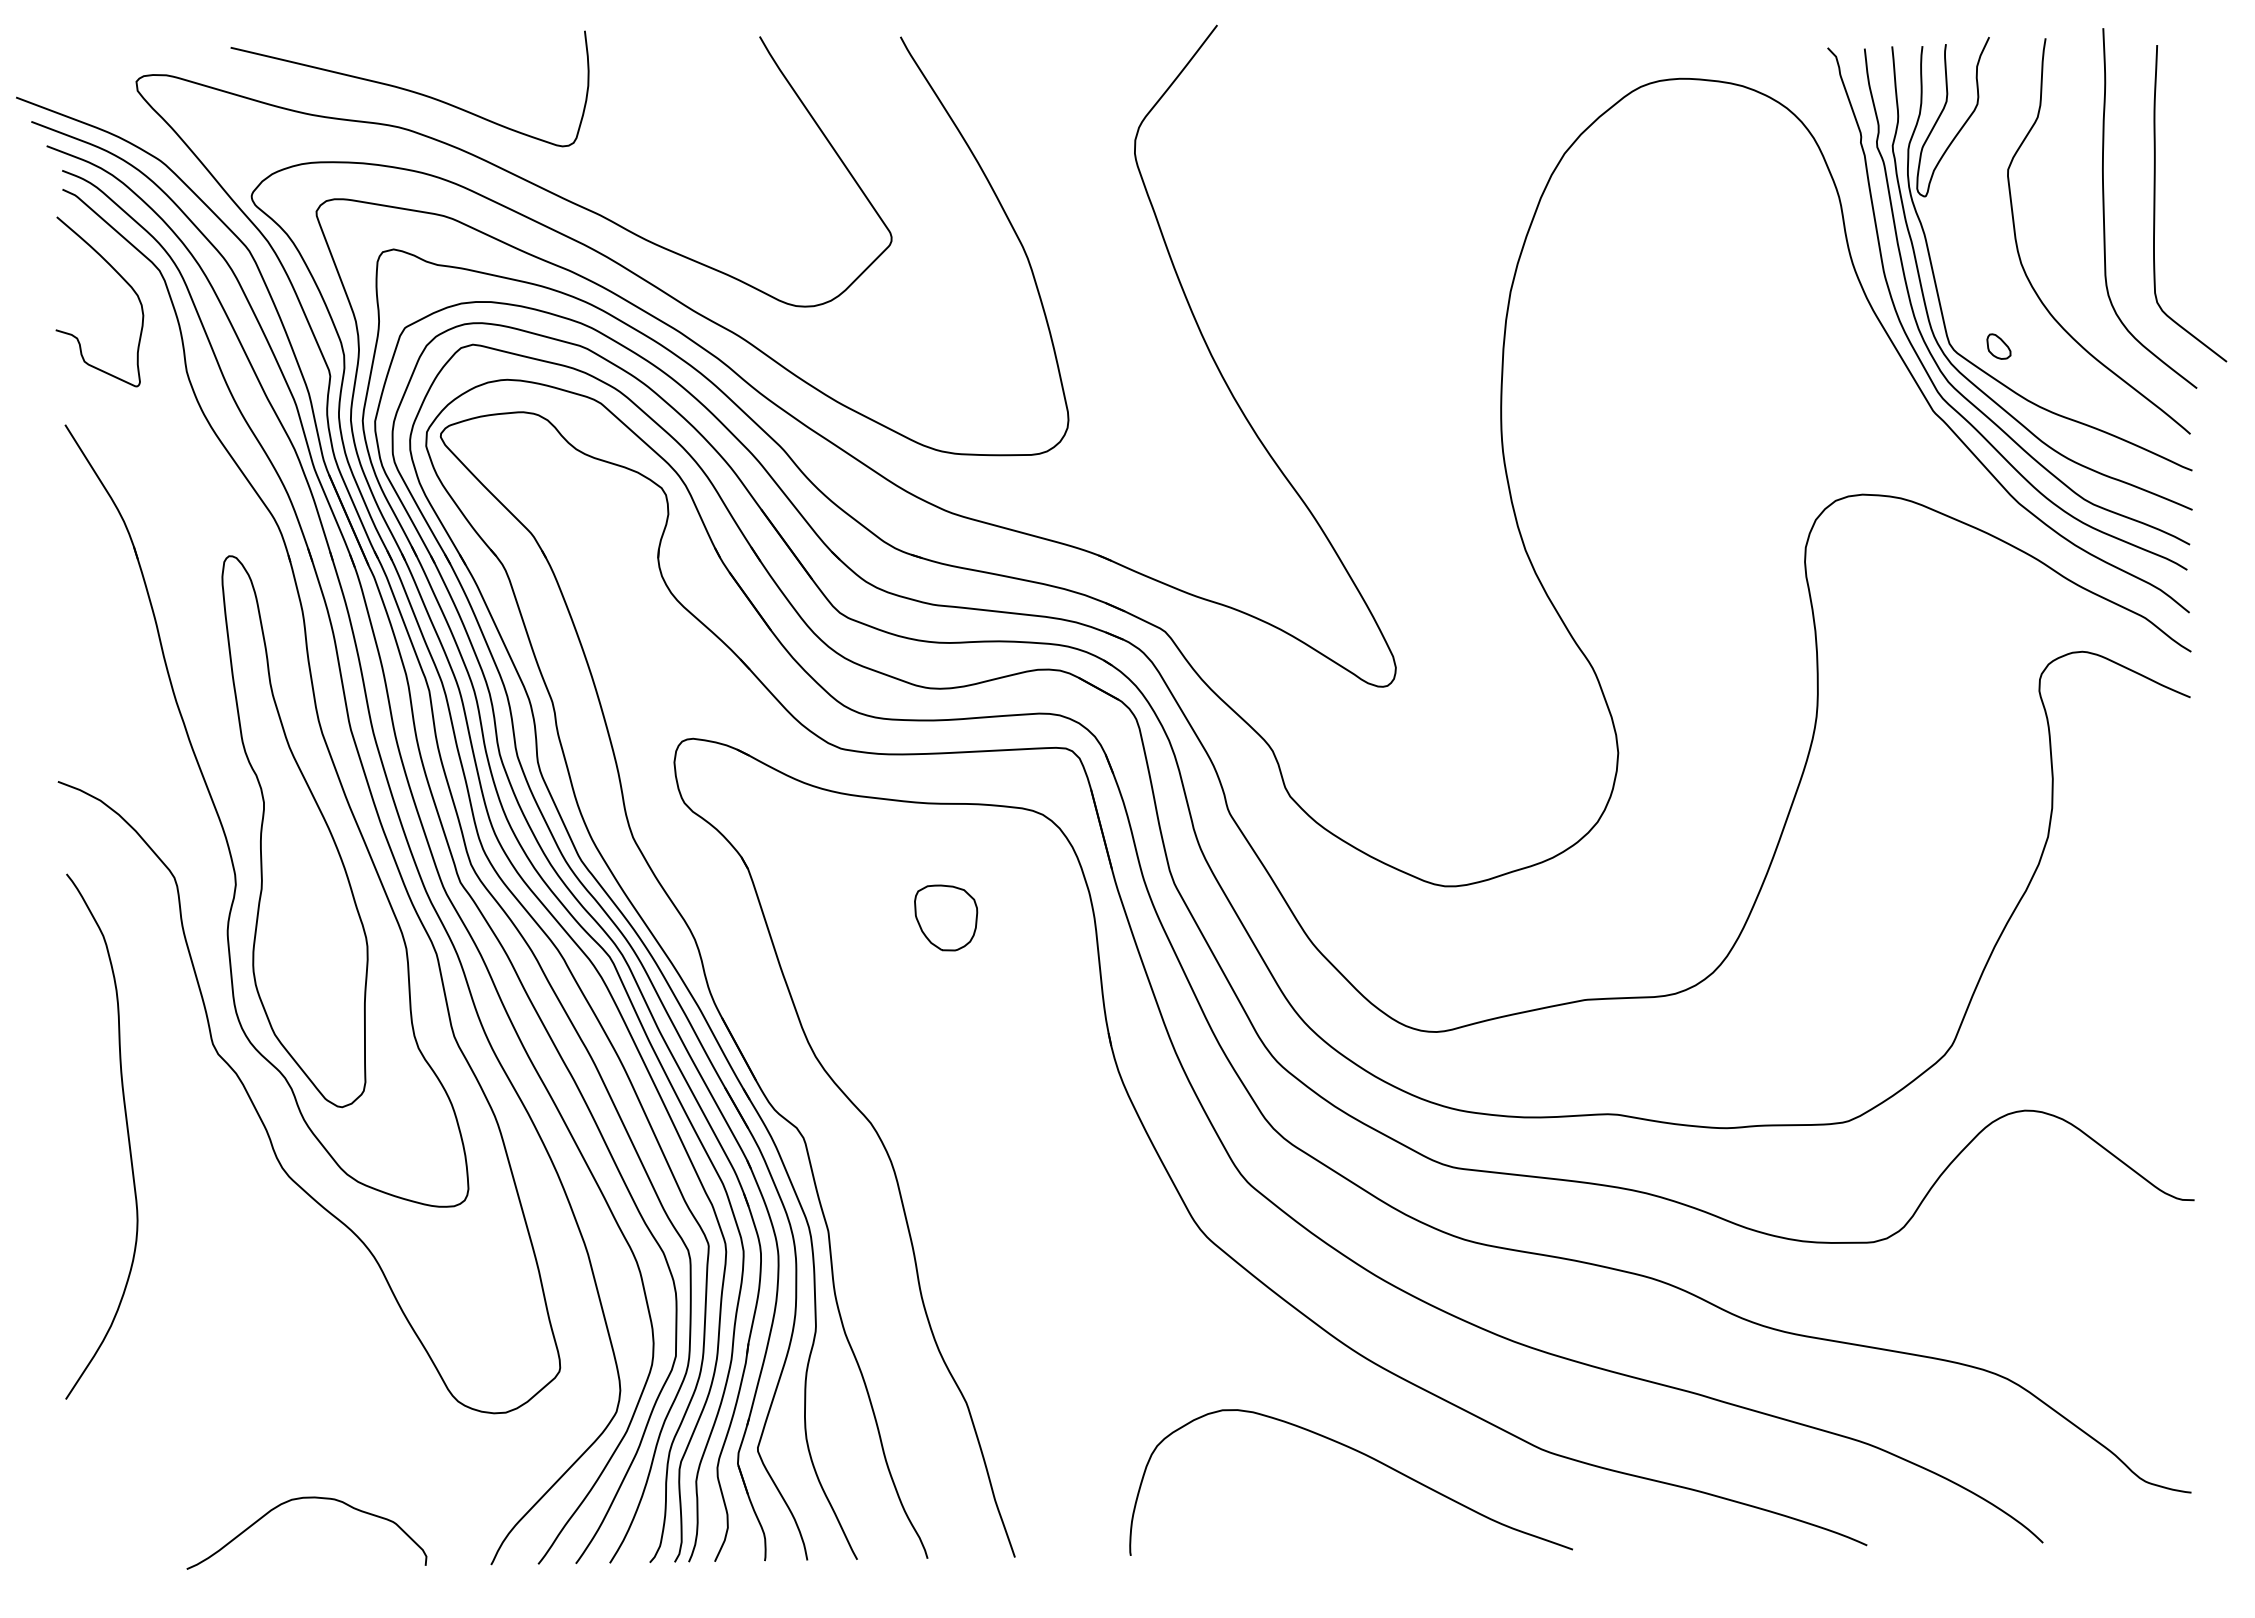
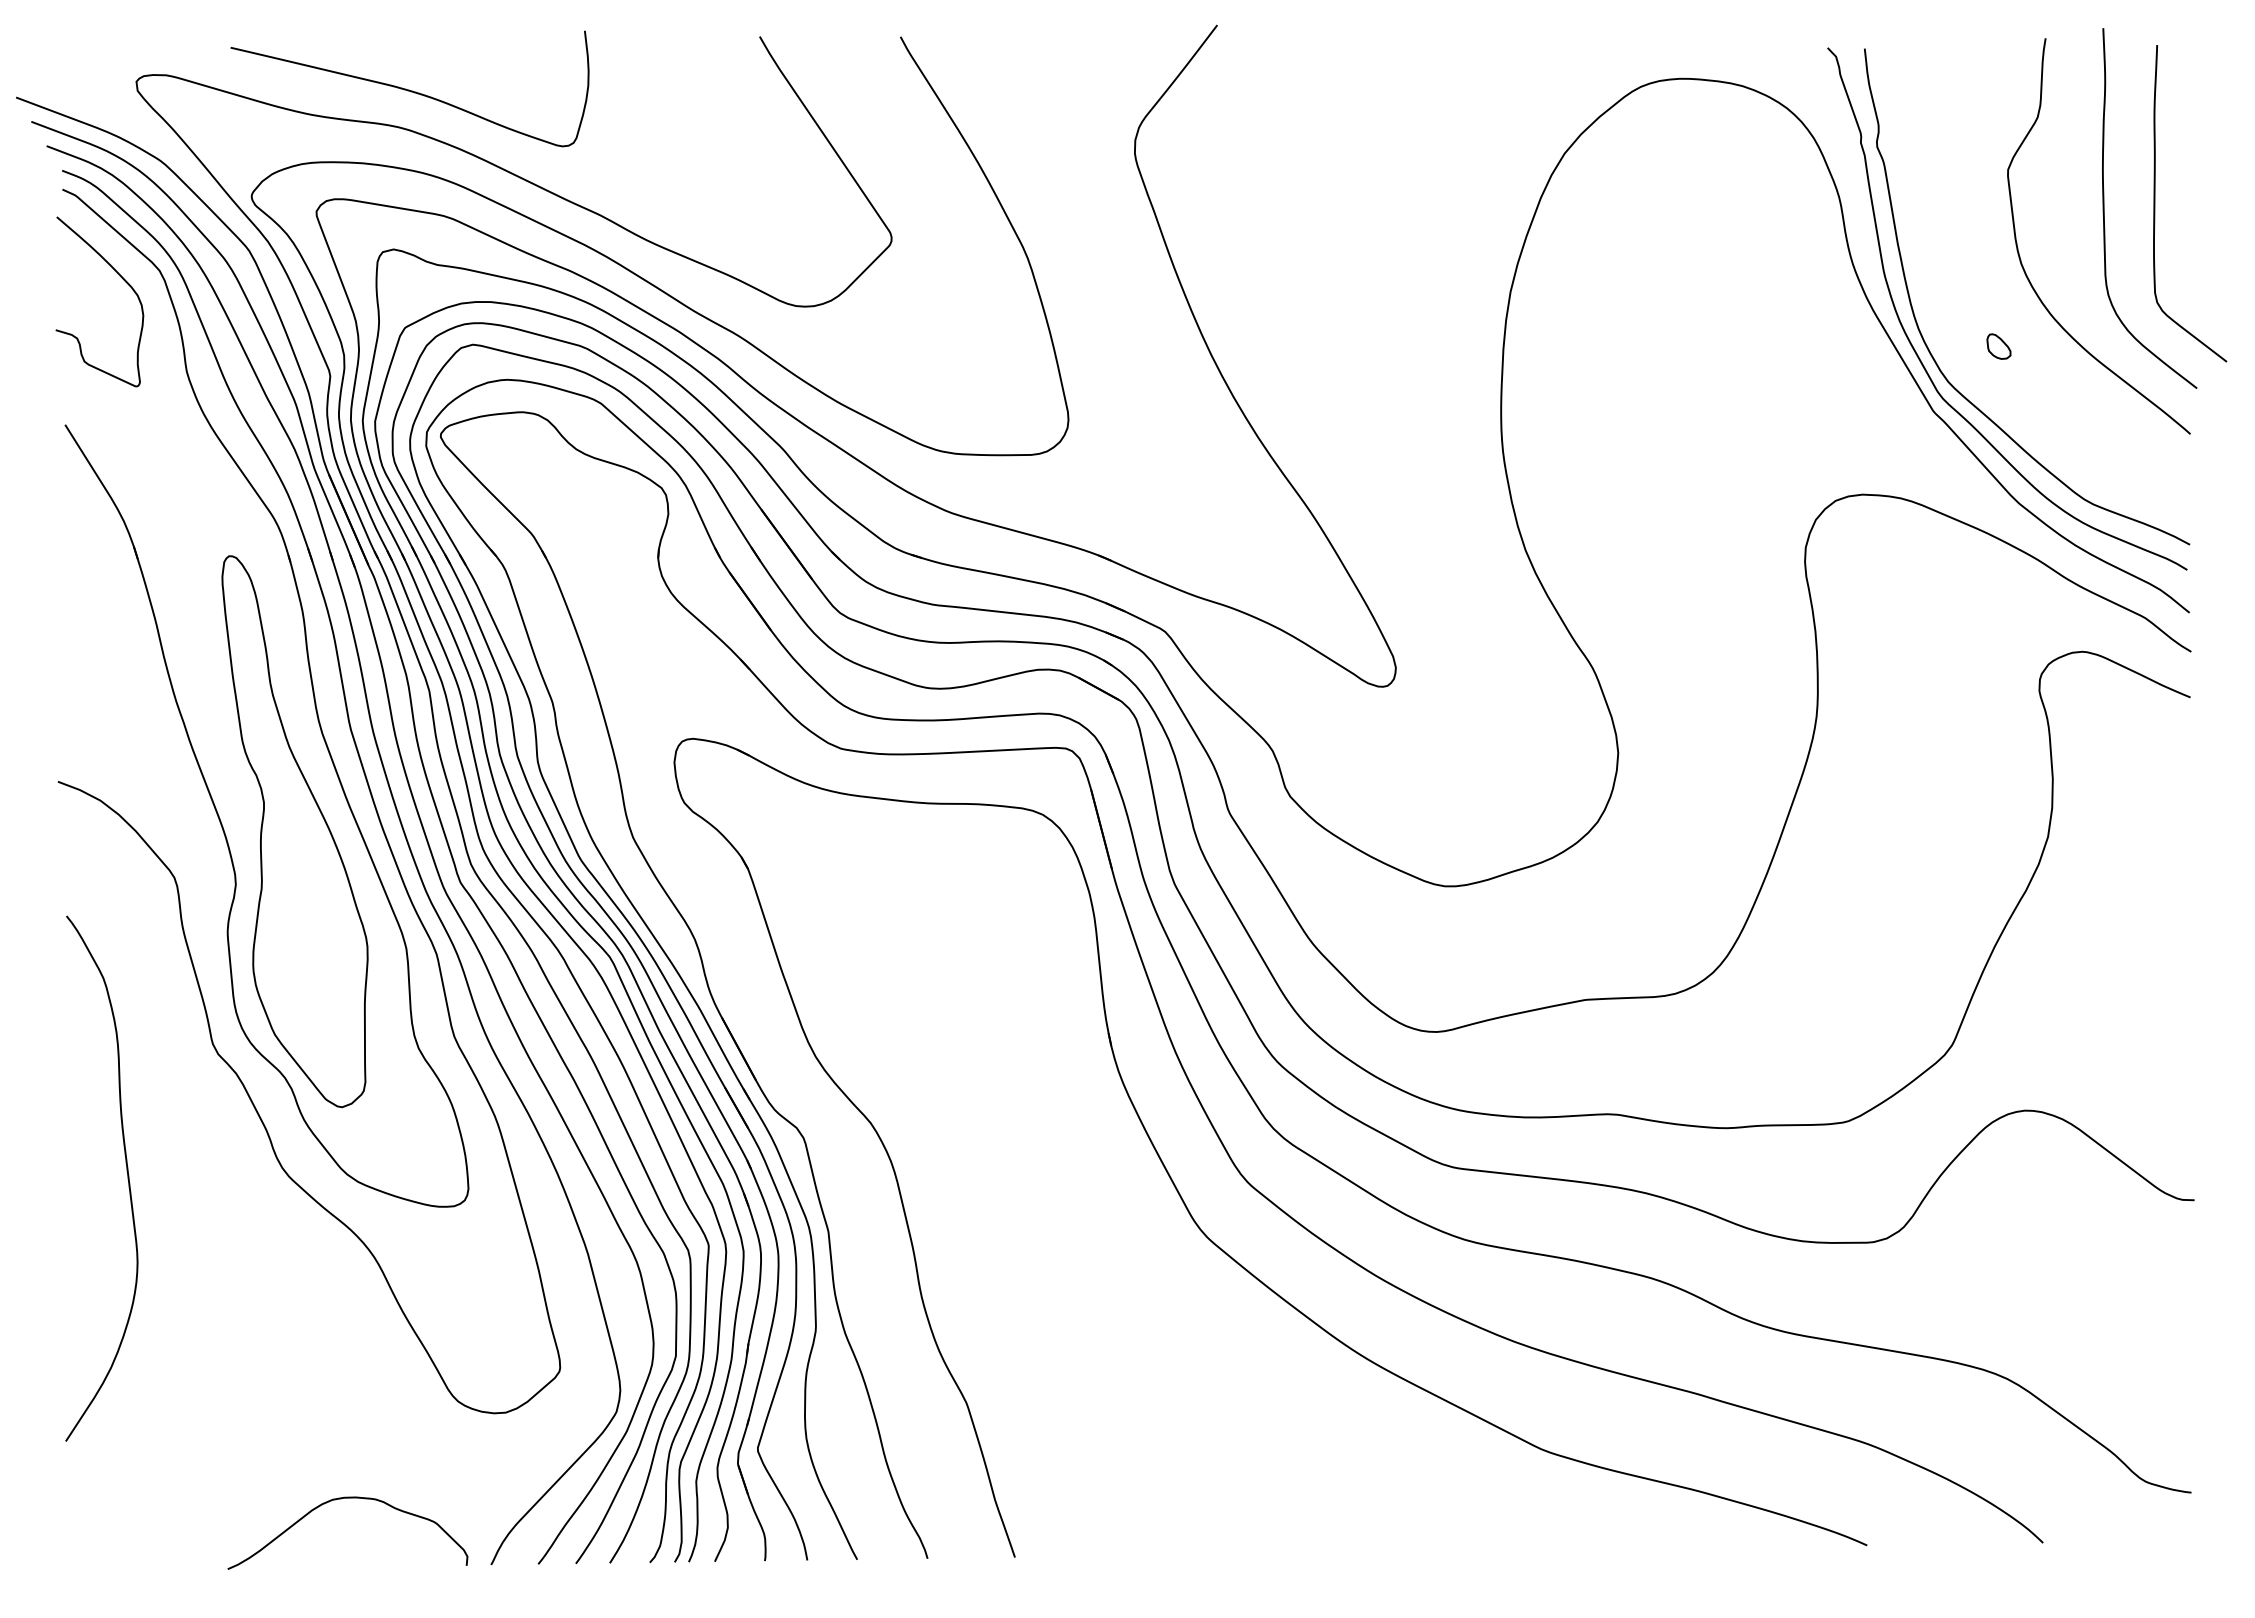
part: present -> none (1940, 300)
part: present -> none (946, 917)
curve position: (126, 1129) -> (126, 1171) (126, 1171)
curve: present -> none (1364, 1455)
curve position: (300, 1499) -> (341, 1499) (341, 1499)
